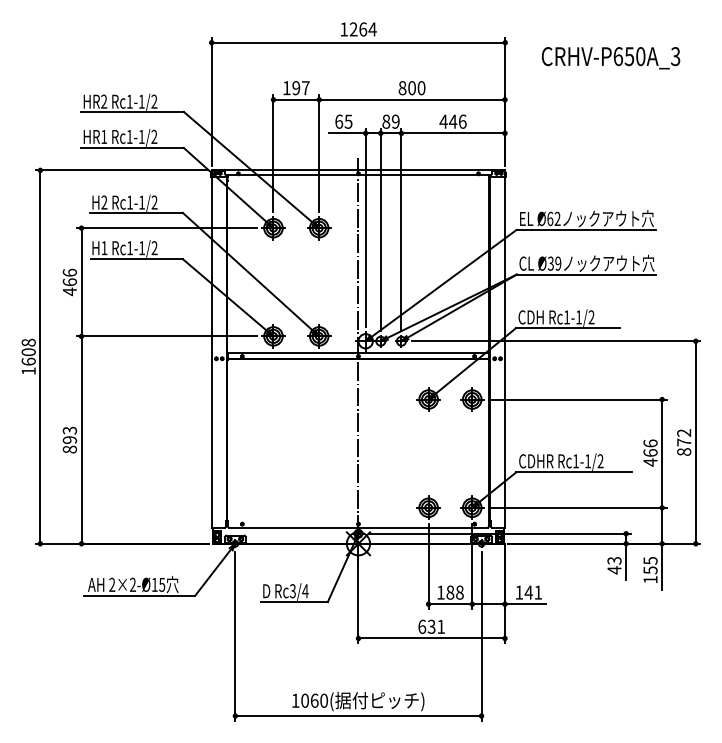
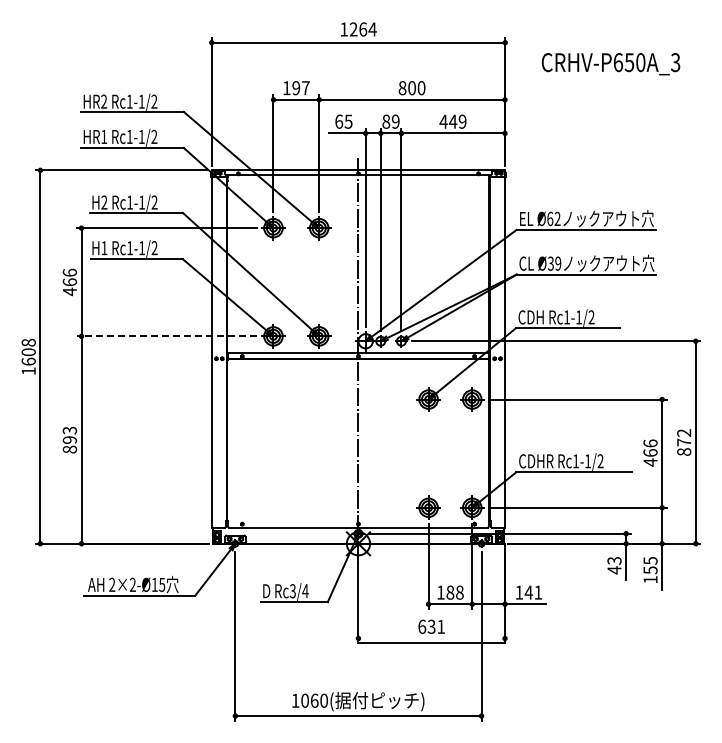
text position: (610, 58) -> (610, 64) (610, 64)
text: 446 -> 449 (462, 121)
line: solid -> dashed (166, 336)
line position: (431, 638) -> (431, 643) (431, 643)
